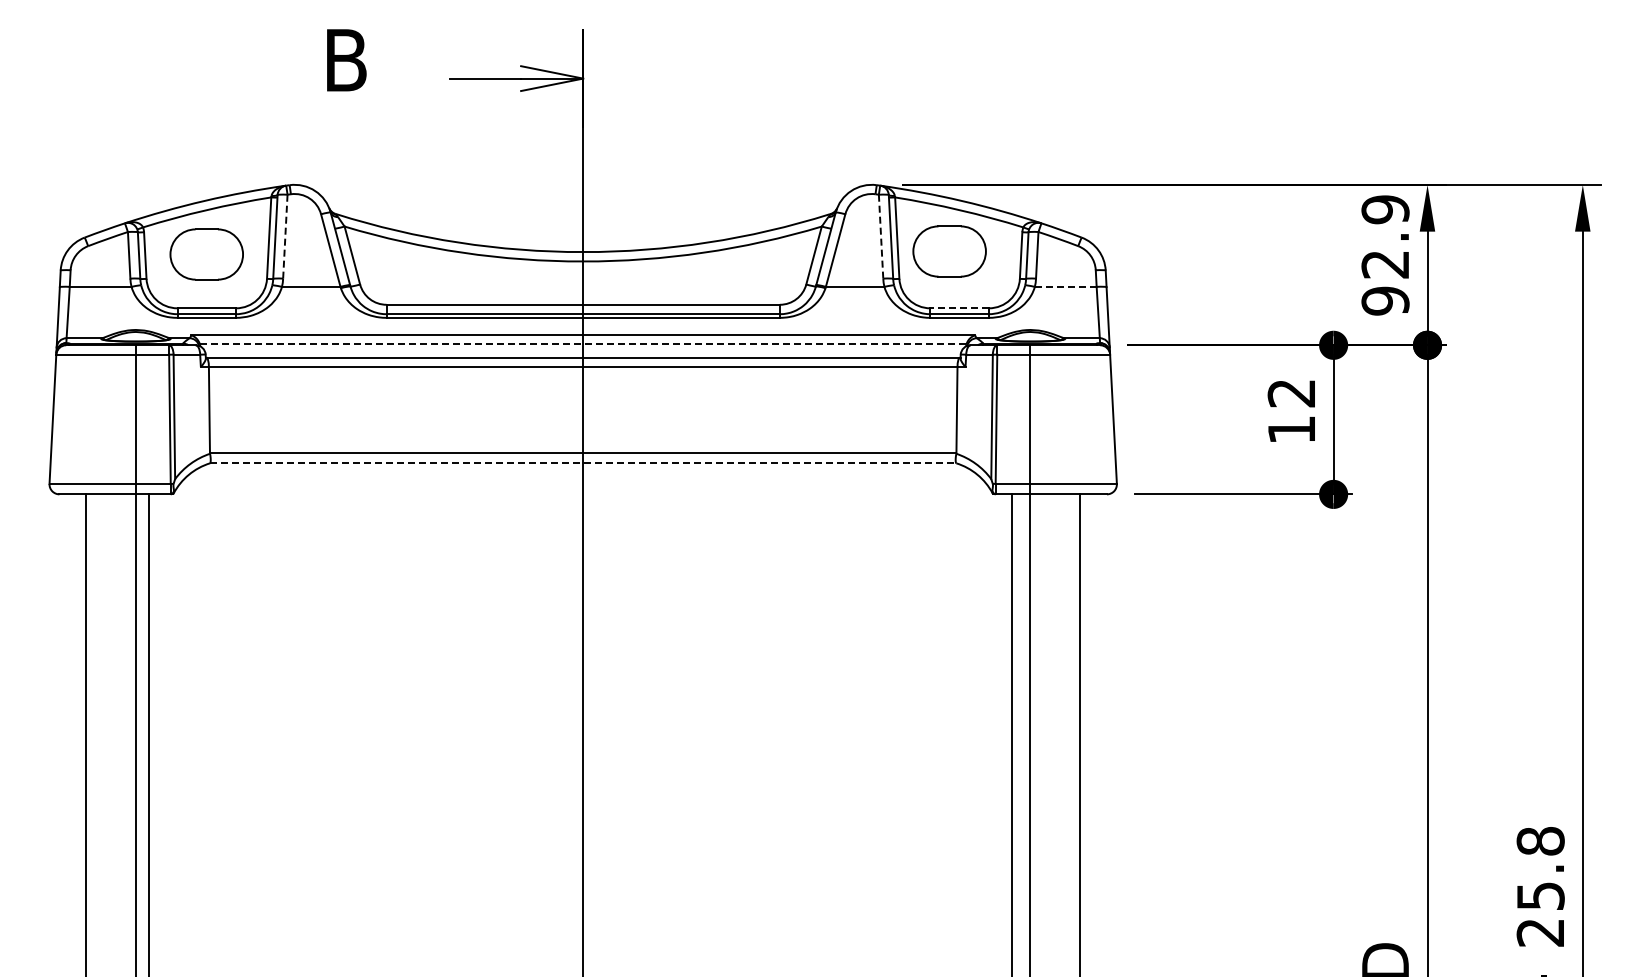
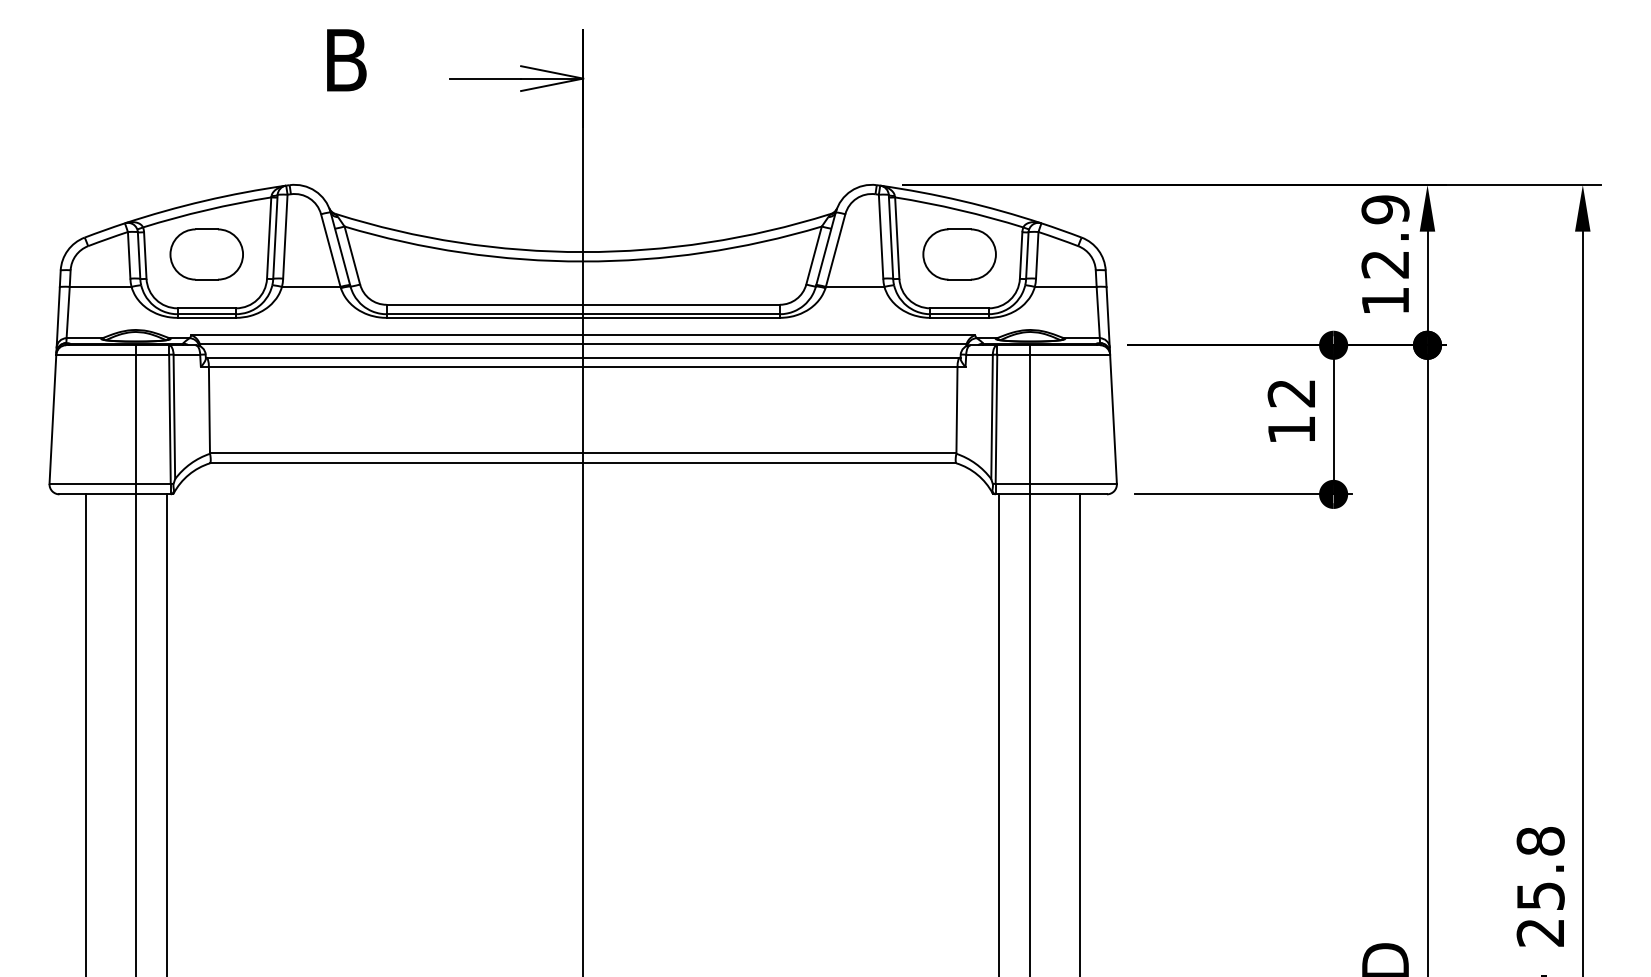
line: dashed -> solid (285, 236)
line: dashed -> solid (881, 237)
part position: (949, 251) -> (959, 254) (959, 254)
line: dashed -> solid (1065, 286)
text: 92.9 -> 12.9 (1385, 300)
line: dashed -> solid (959, 308)
line: dashed -> solid (583, 344)
line: dashed -> solid (583, 463)
line position: (149, 733) -> (167, 733) (167, 733)
line position: (1012, 733) -> (999, 733) (999, 733)
